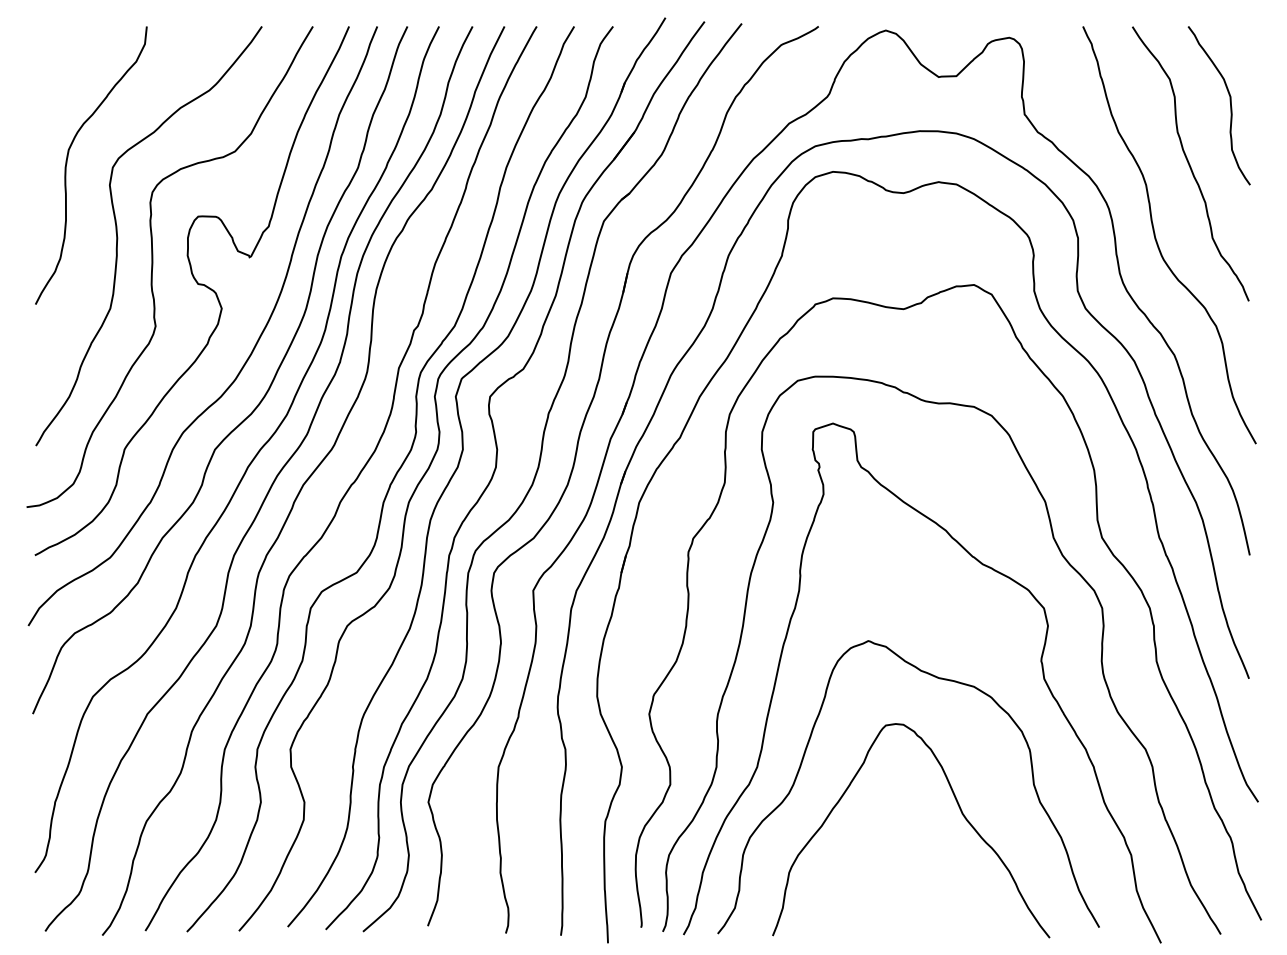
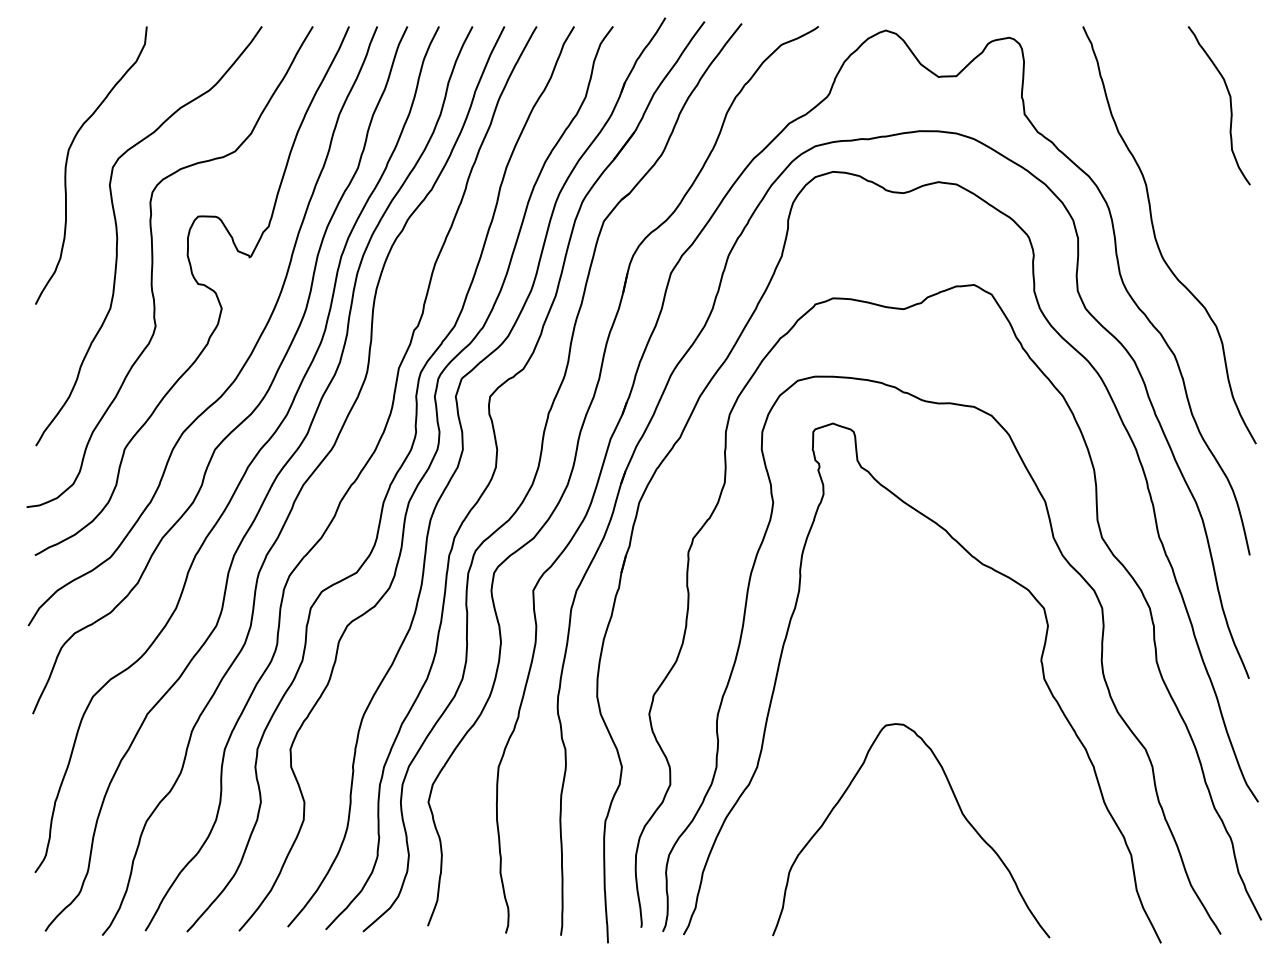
curve: present -> none (1189, 163)
curve: present -> none (805, 754)
